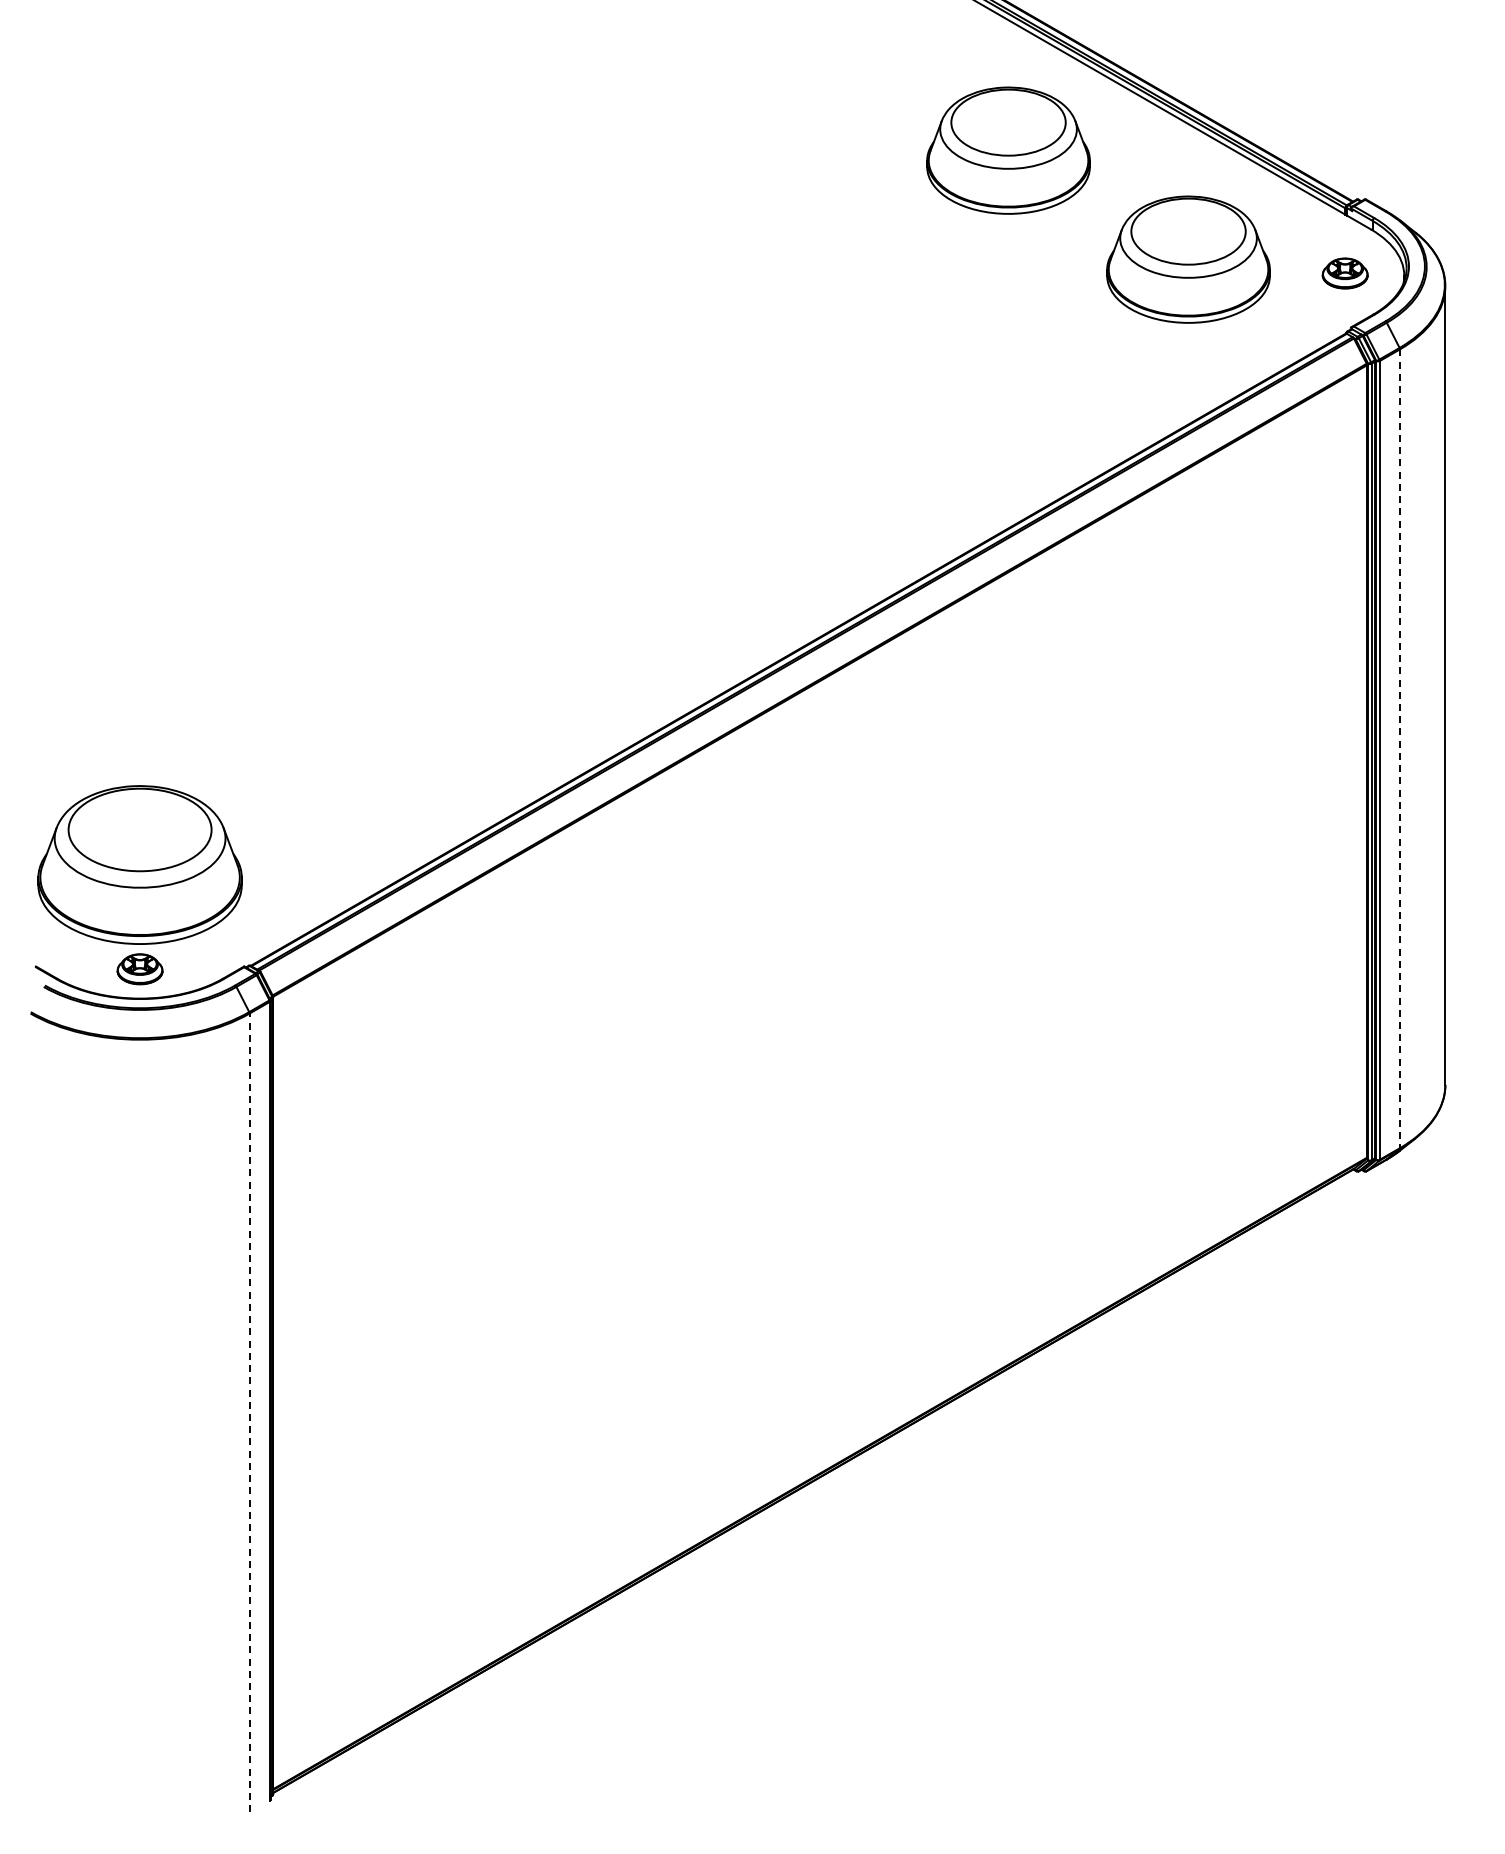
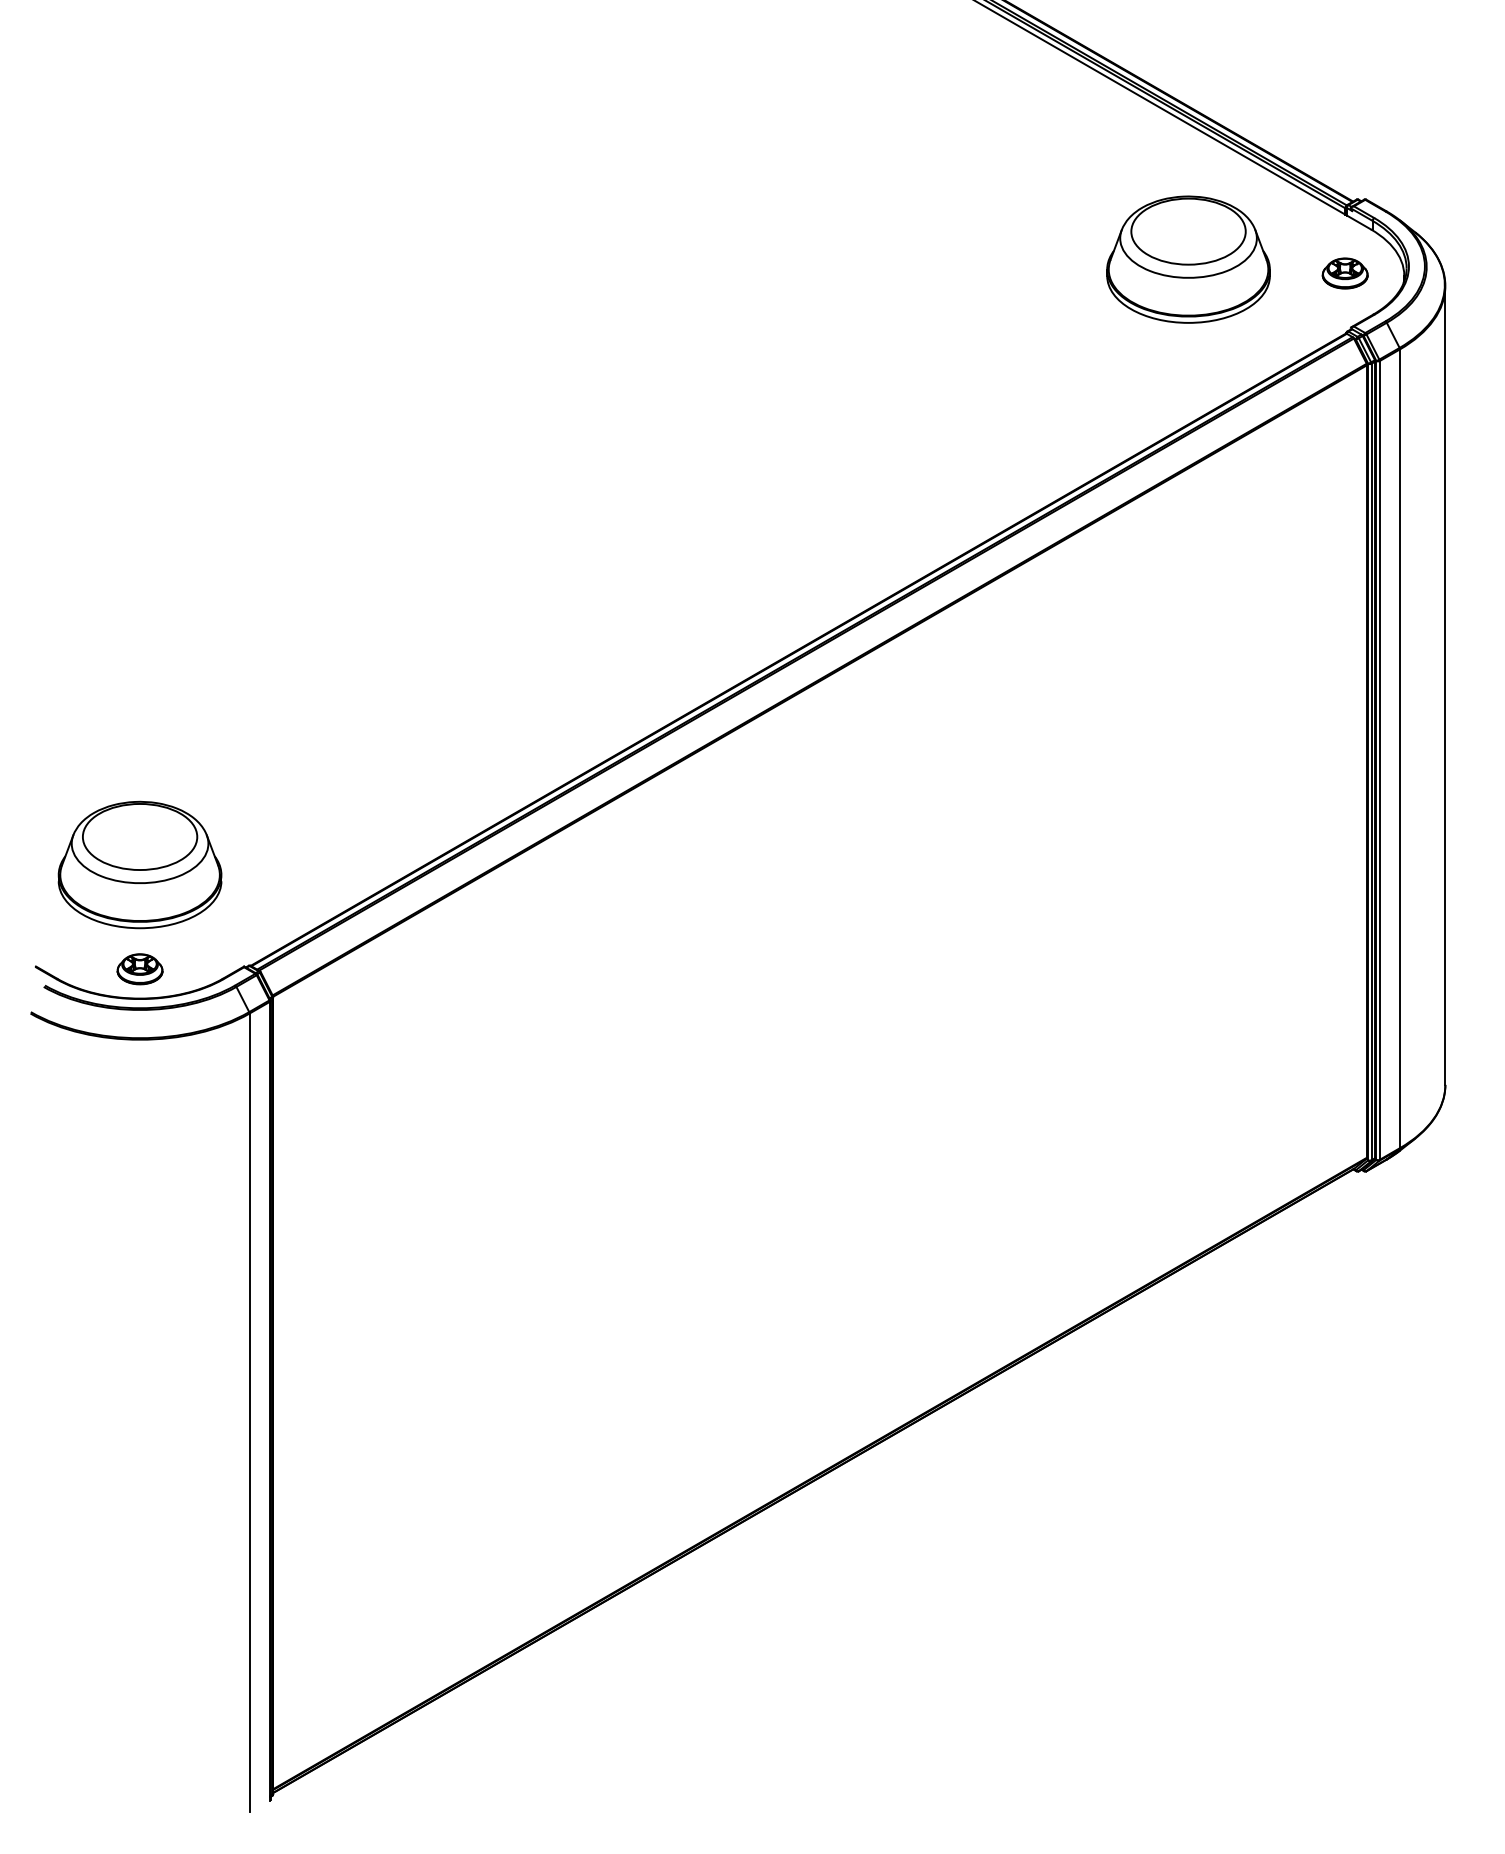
part: present -> none (1008, 150)
line: dashed -> solid (1399, 749)
part size: 206x160 px -> 166x130 px (139, 864)
line: dashed -> solid (249, 1412)
